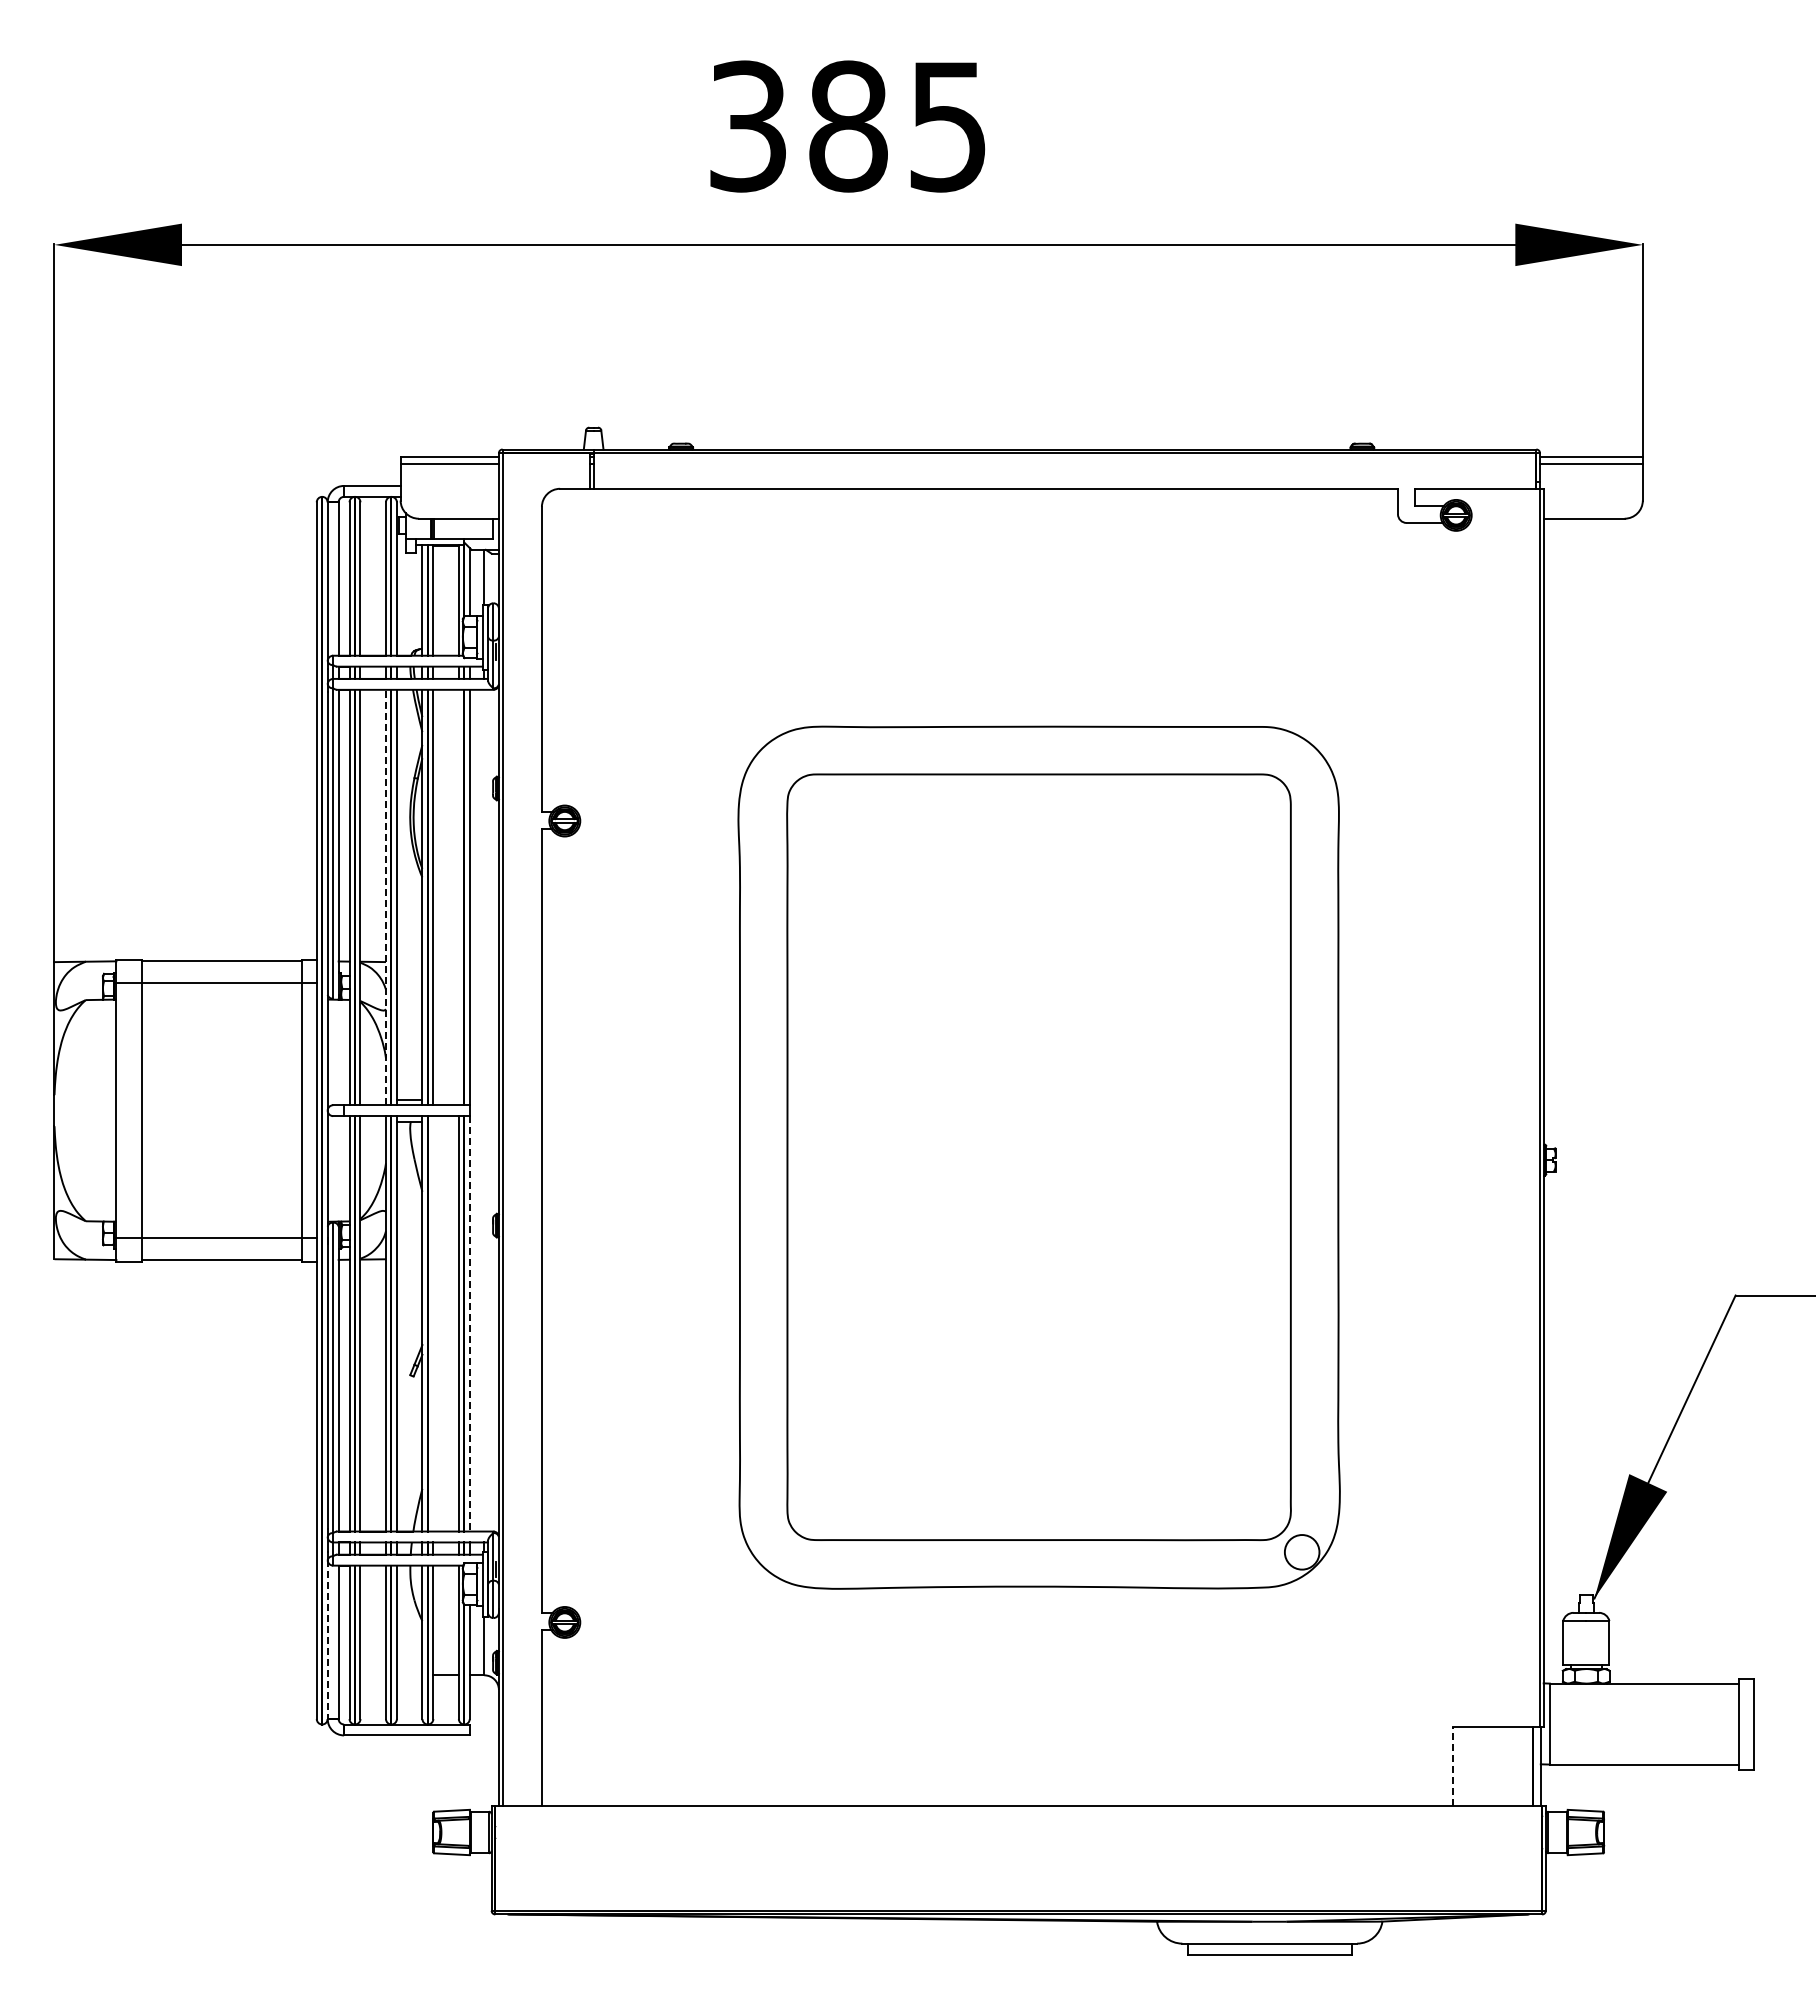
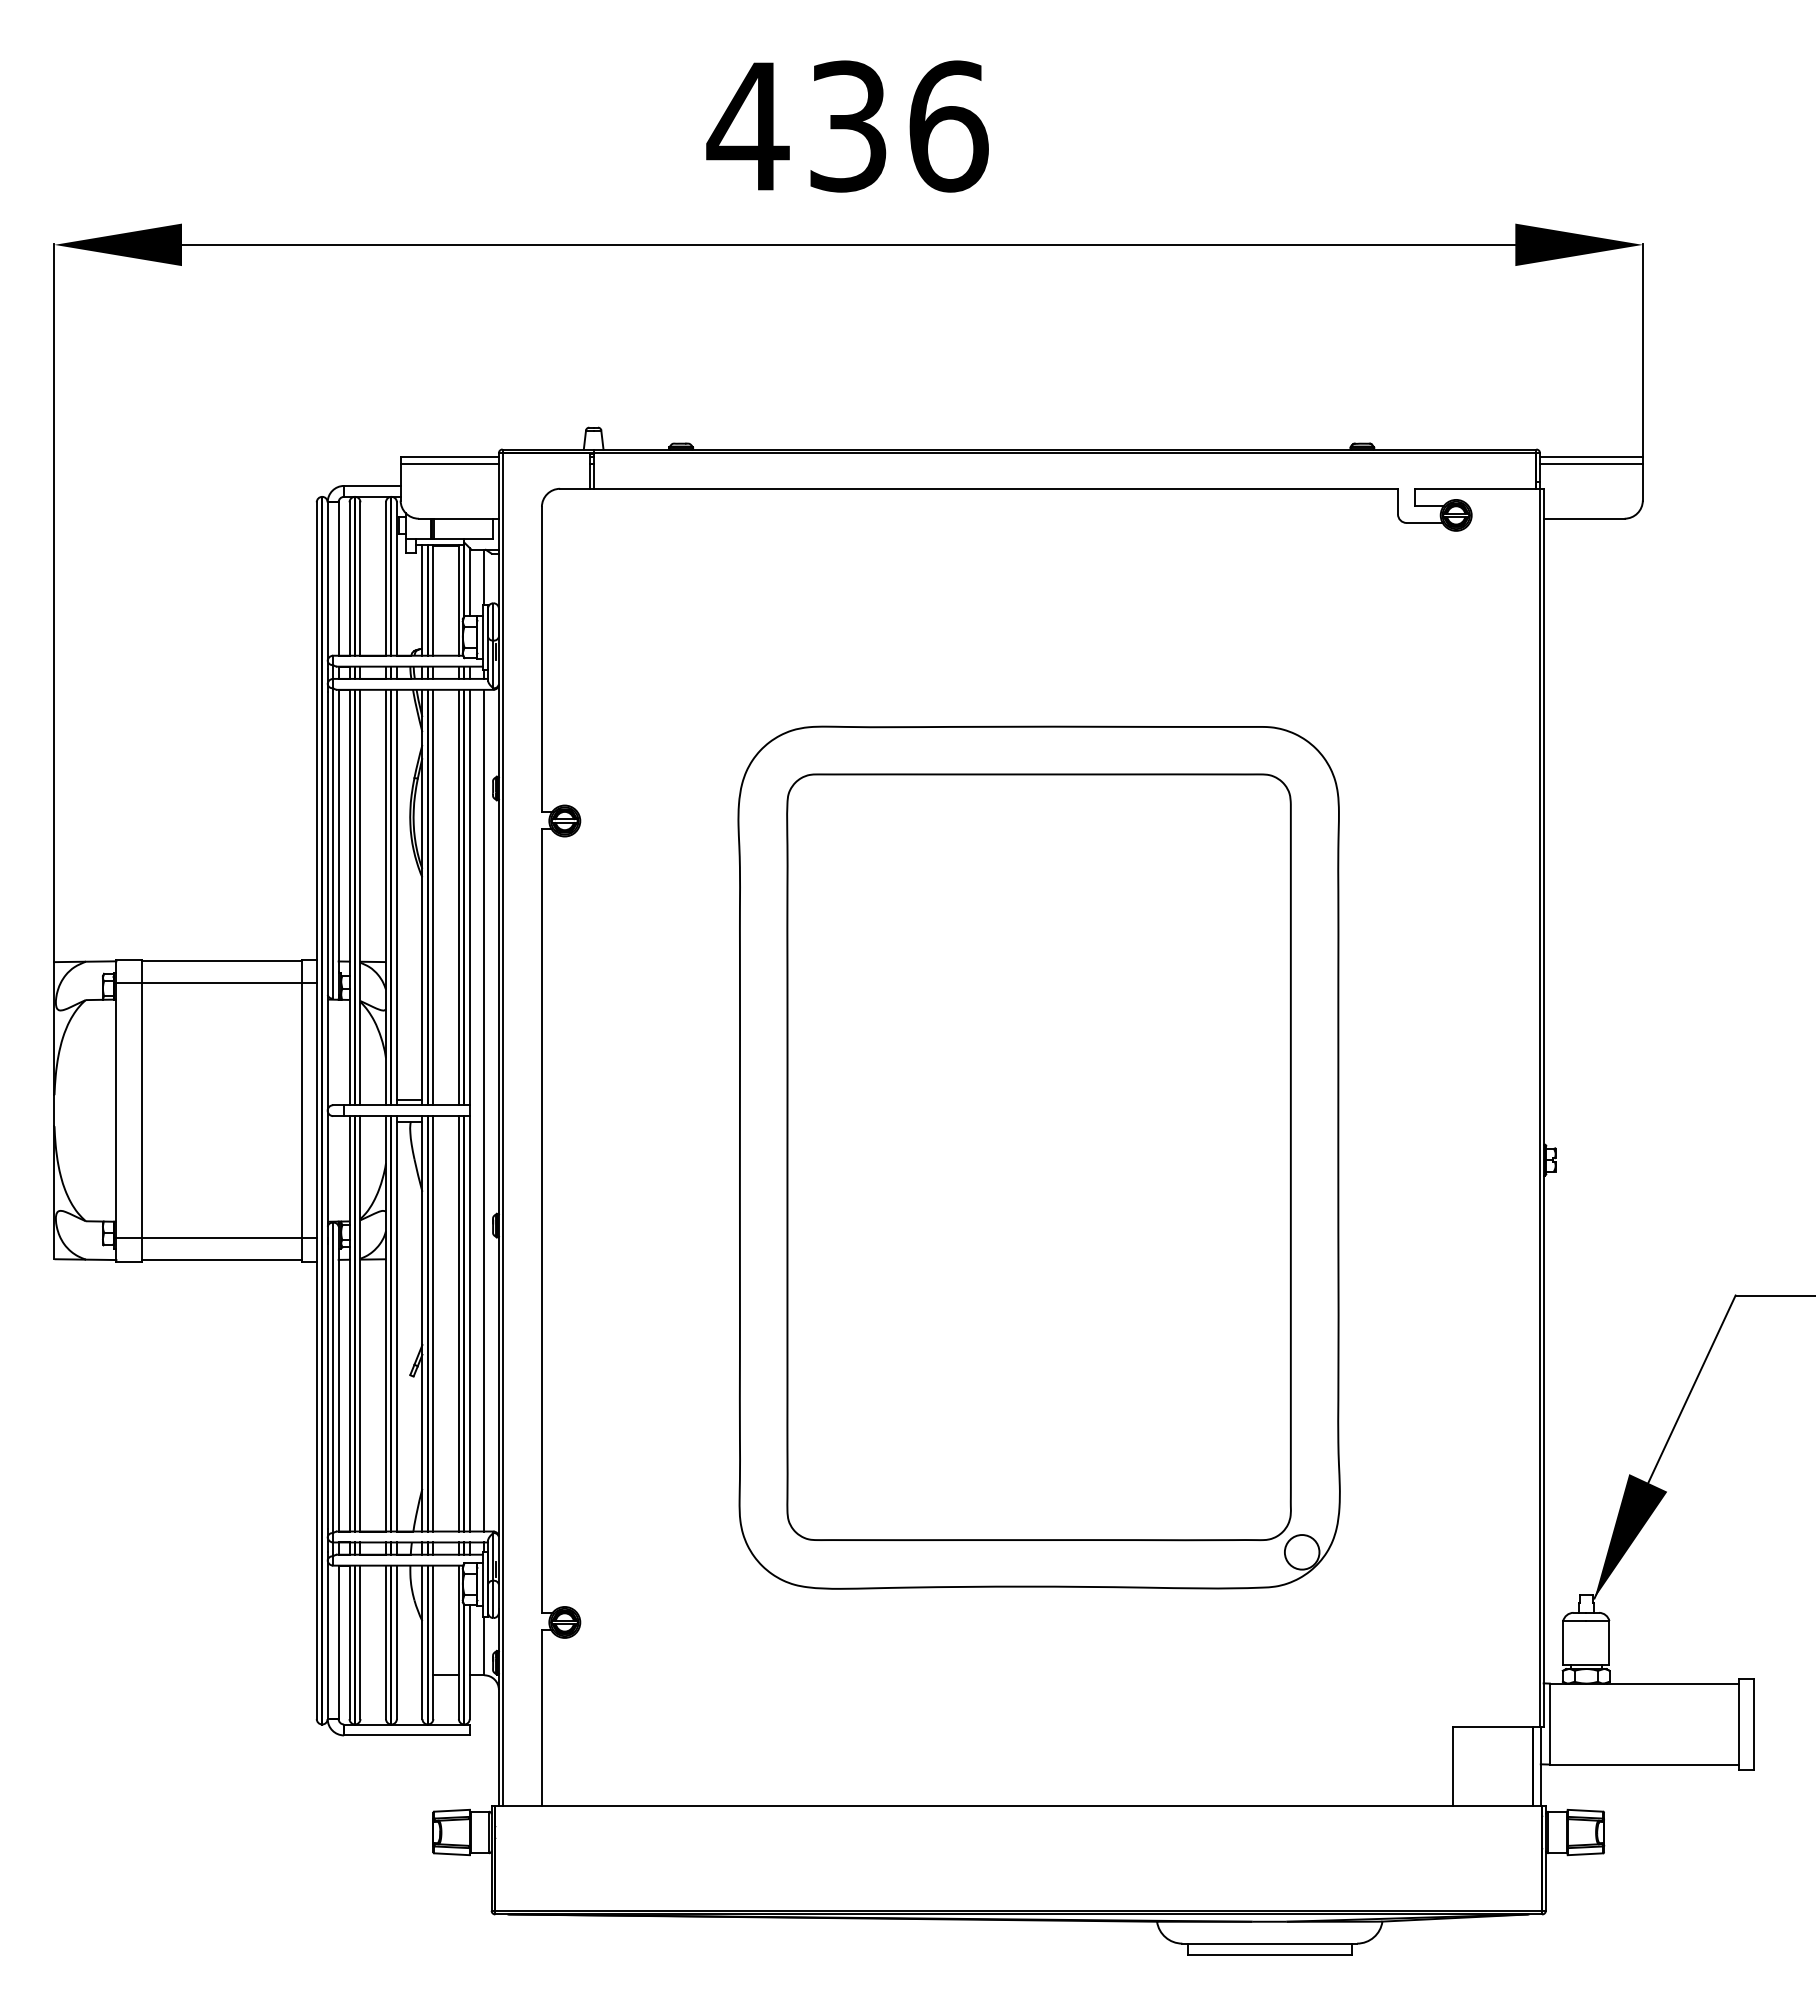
text: 385 -> 436 (847, 126)
line: dashed -> solid (385, 897)
line: none -> present (458, 897)
line: none -> present (484, 1110)
line: none -> present (433, 1323)
line: dashed -> solid (469, 1323)
line: dashed -> solid (327, 1640)
line: dashed -> solid (1452, 1766)
